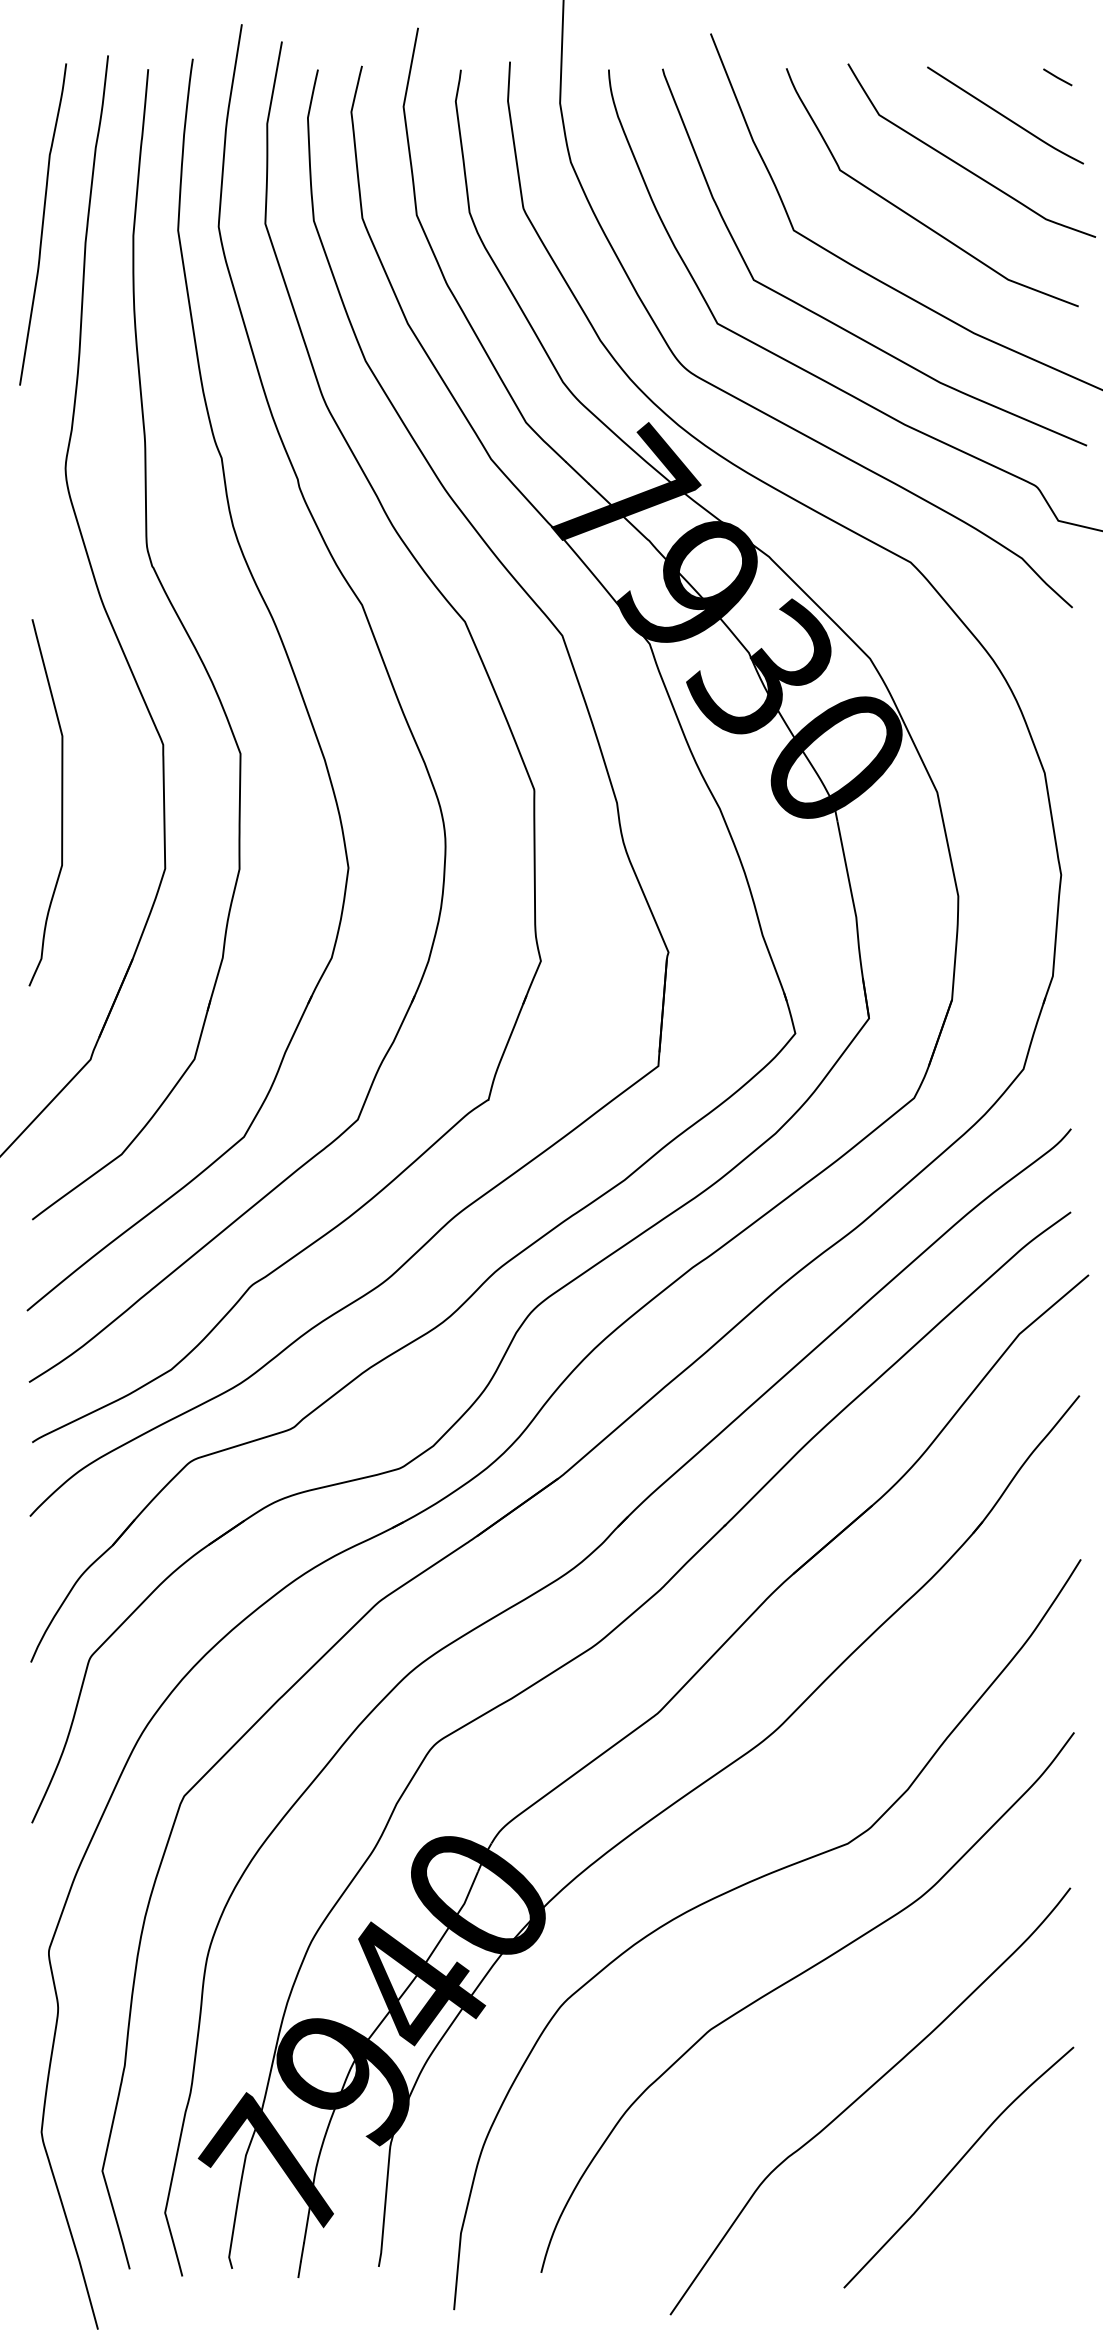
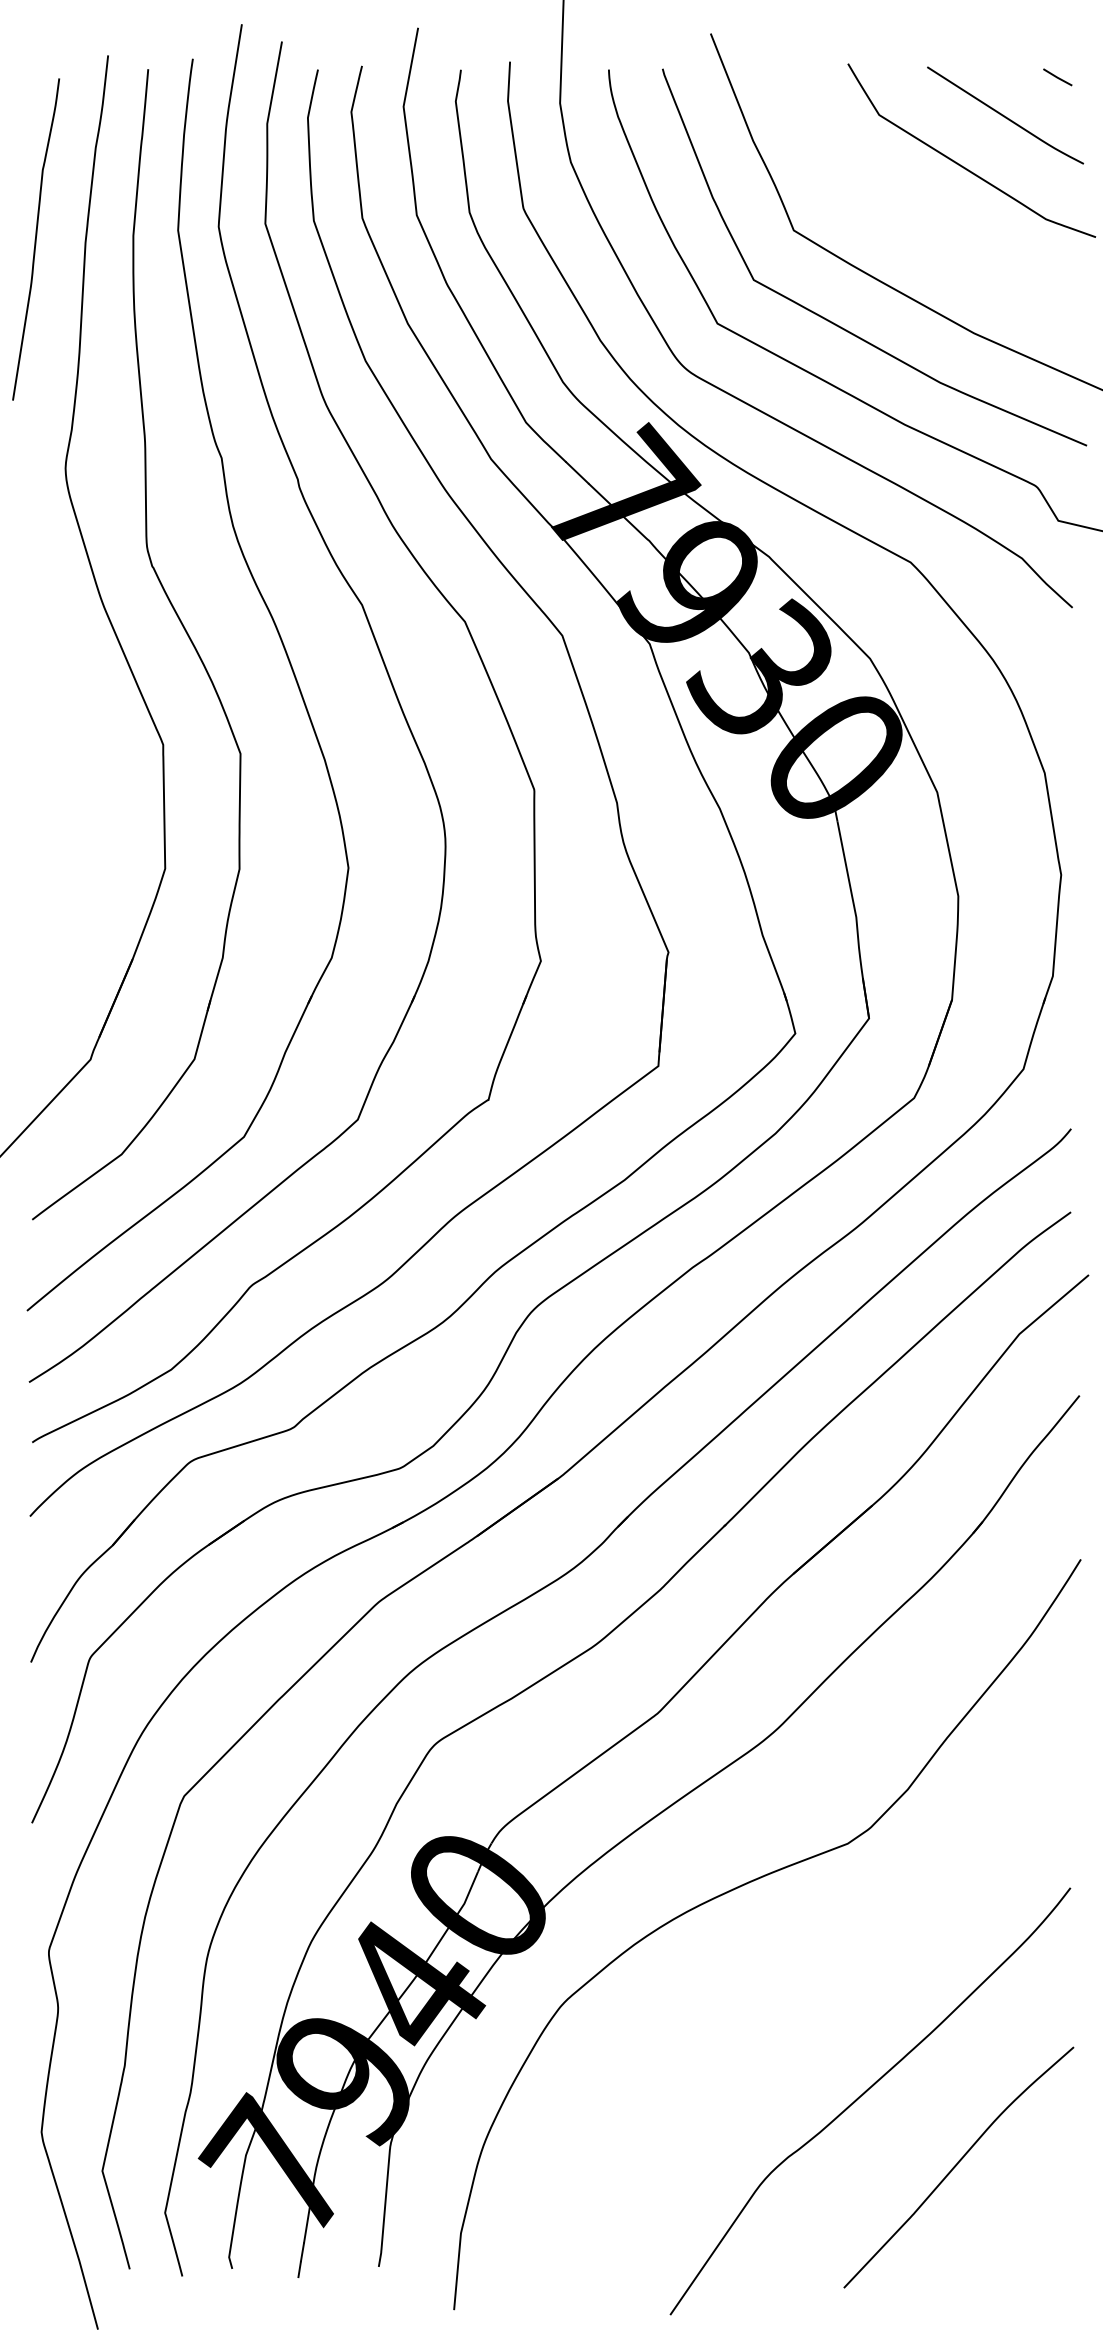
curve: present -> none (913, 216)
curve position: (43, 224) -> (36, 239) (36, 239)
curve: present -> none (61, 802)
curve: present -> none (792, 1980)
